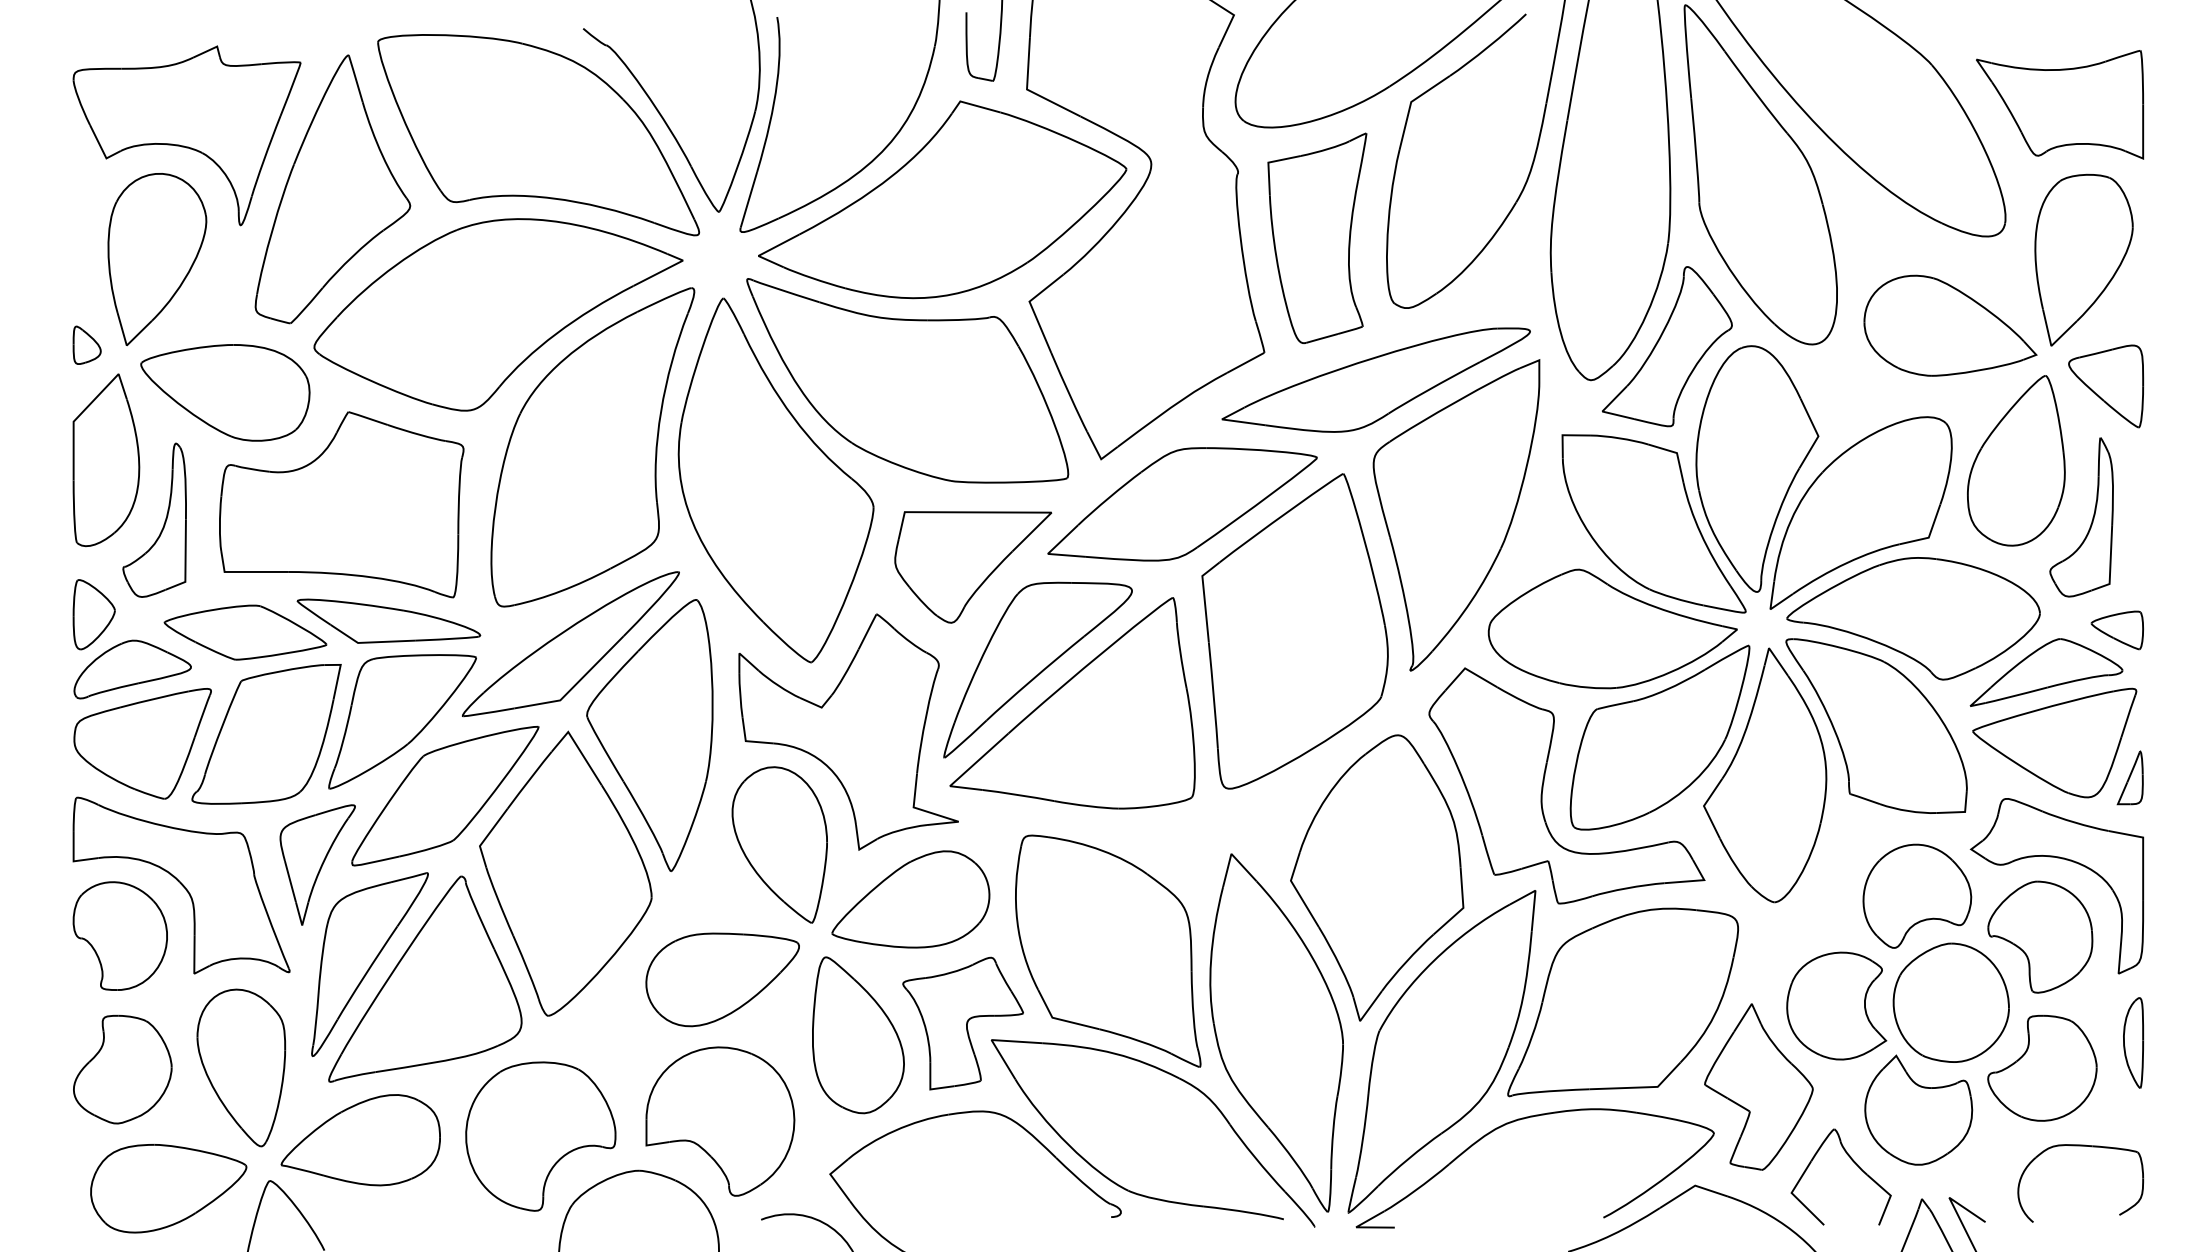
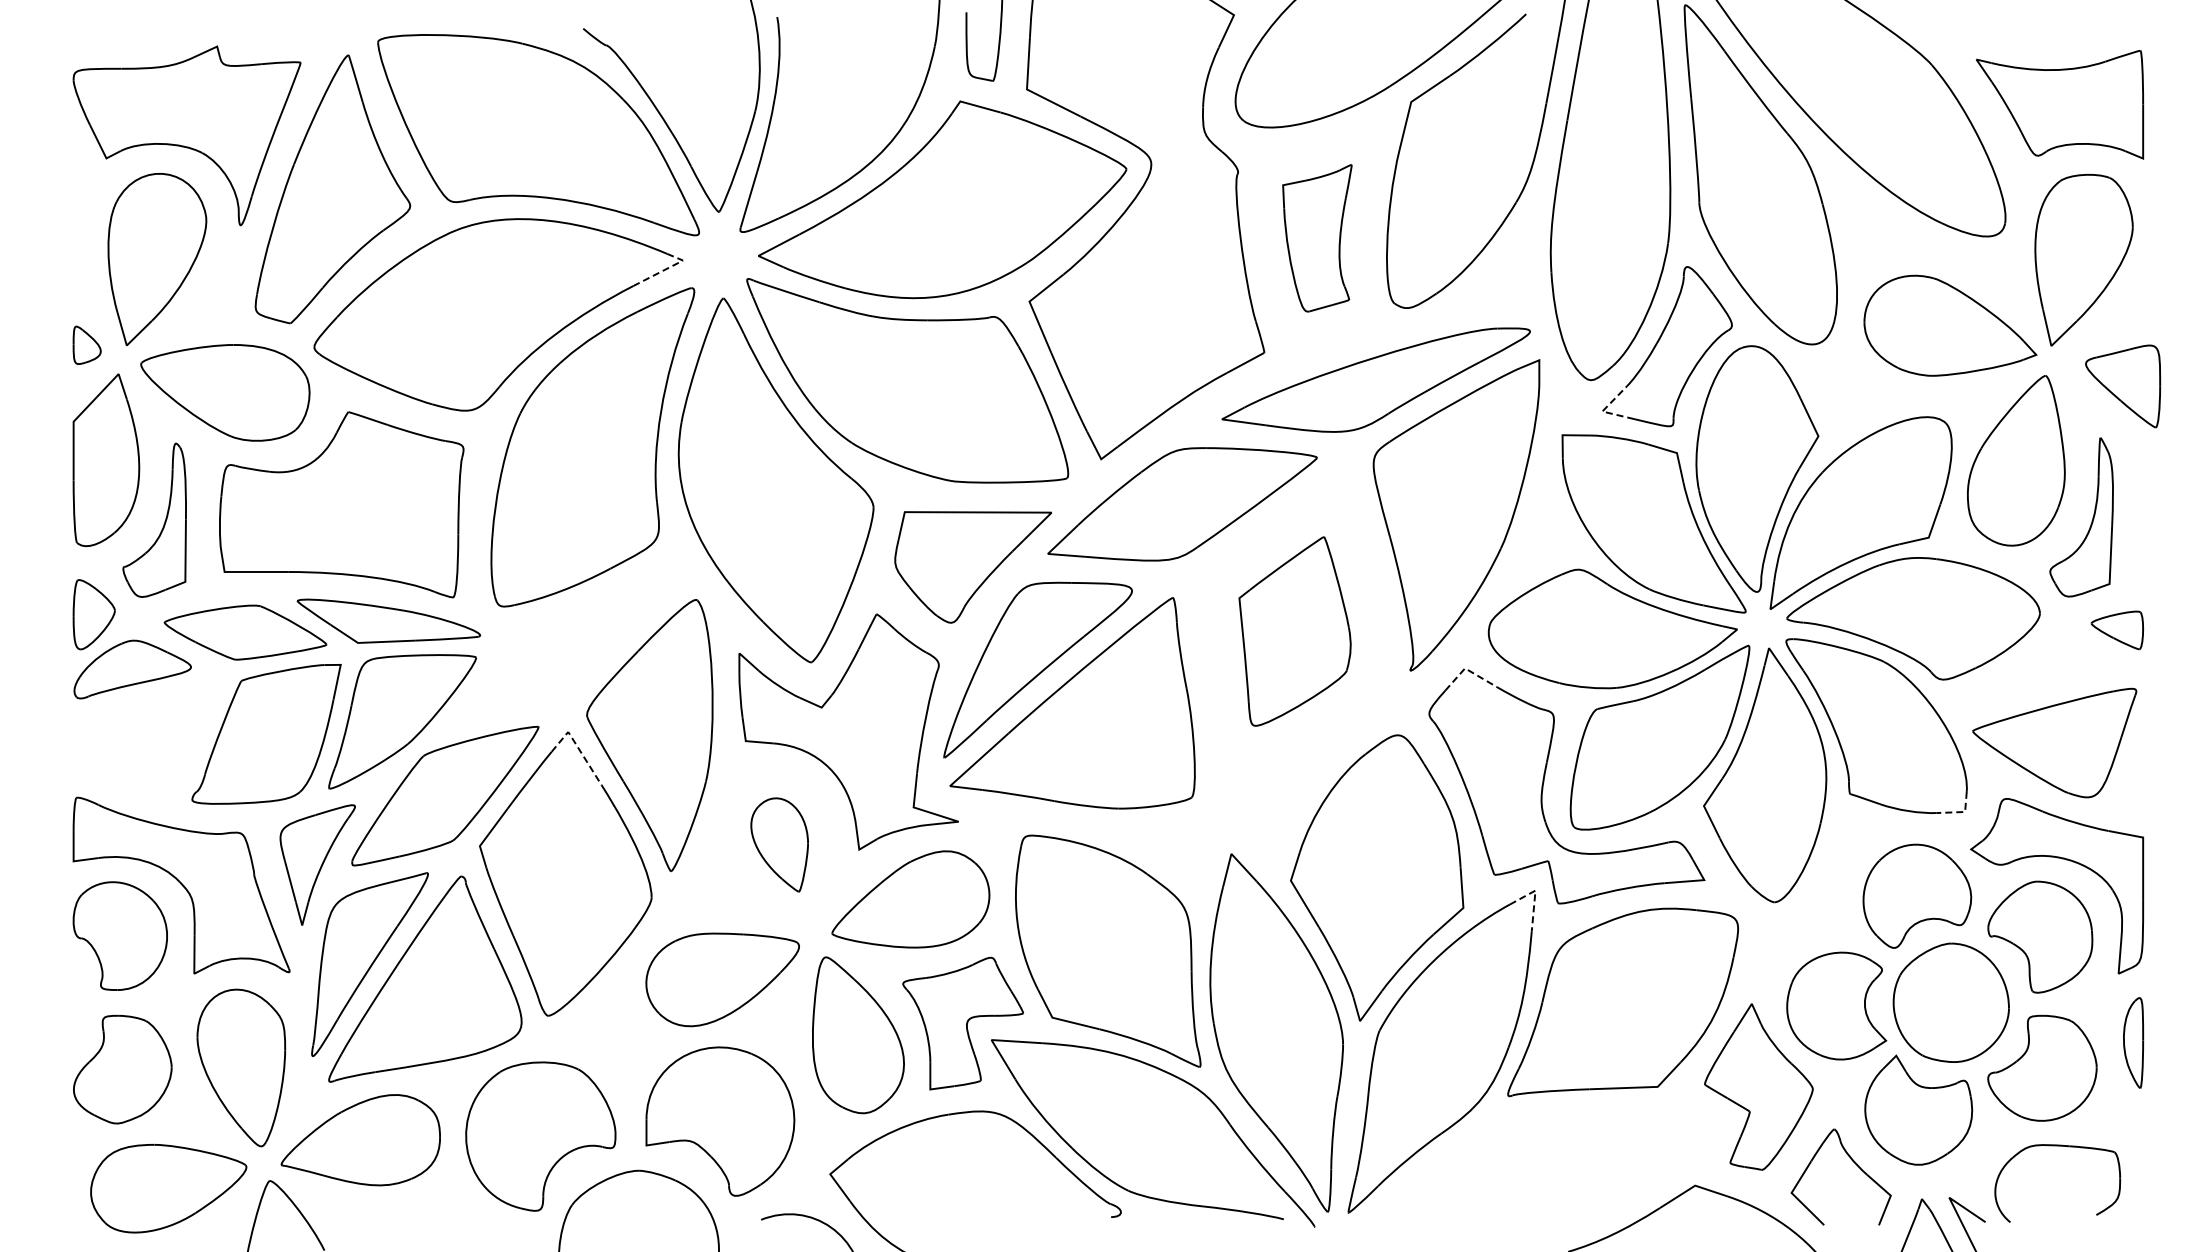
part size: 101x212 px -> 71x149 px (1317, 238)
line: solid -> dashed (666, 269)
part position: (2106, 386) -> (2123, 386) (2123, 386)
line: solid -> dashed (1603, 410)
part size: 188x317 px -> 114x191 px (1294, 631)
part: present -> none (570, 644)
line: solid -> dashed (1468, 670)
part: present -> none (2046, 672)
part: present -> none (142, 743)
line: solid -> dashed (577, 747)
part: present -> none (2129, 777)
line: solid -> dashed (1961, 812)
part size: 97x158 px -> 59x96 px (779, 844)
line: solid -> dashed (1535, 895)
part: present -> none (1520, 1120)
part position: (2080, 1146) -> (2057, 1146) (2057, 1146)
